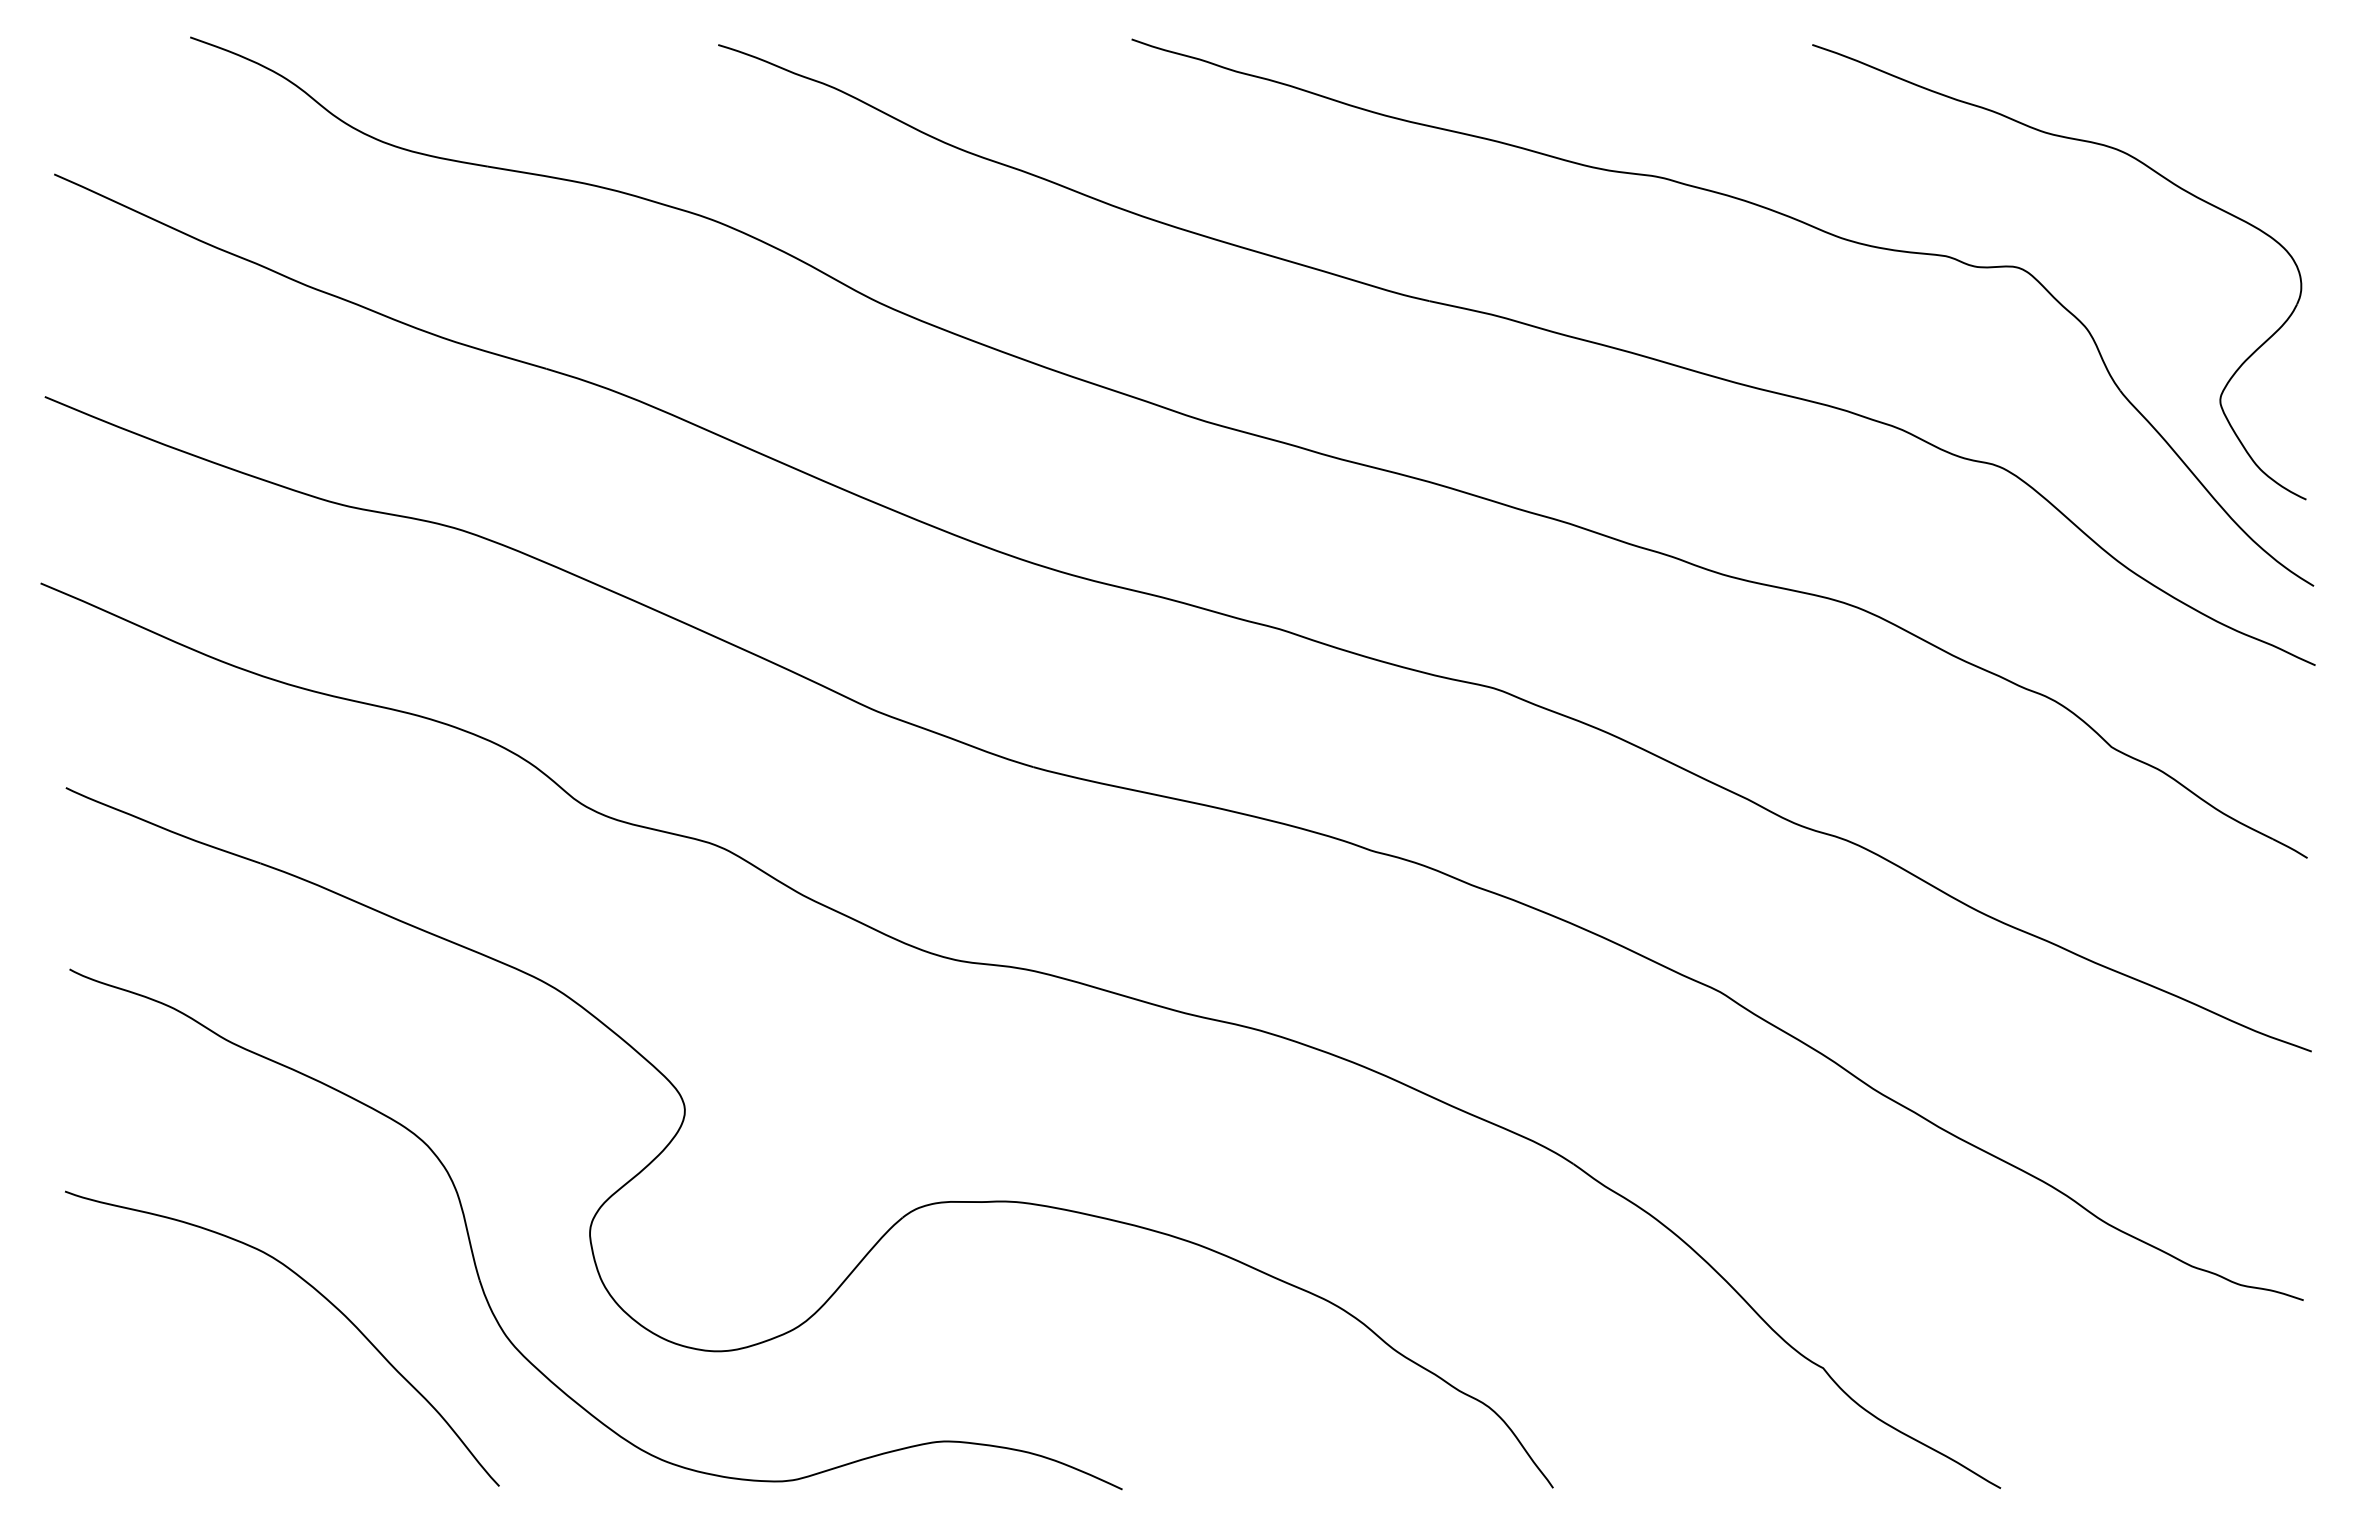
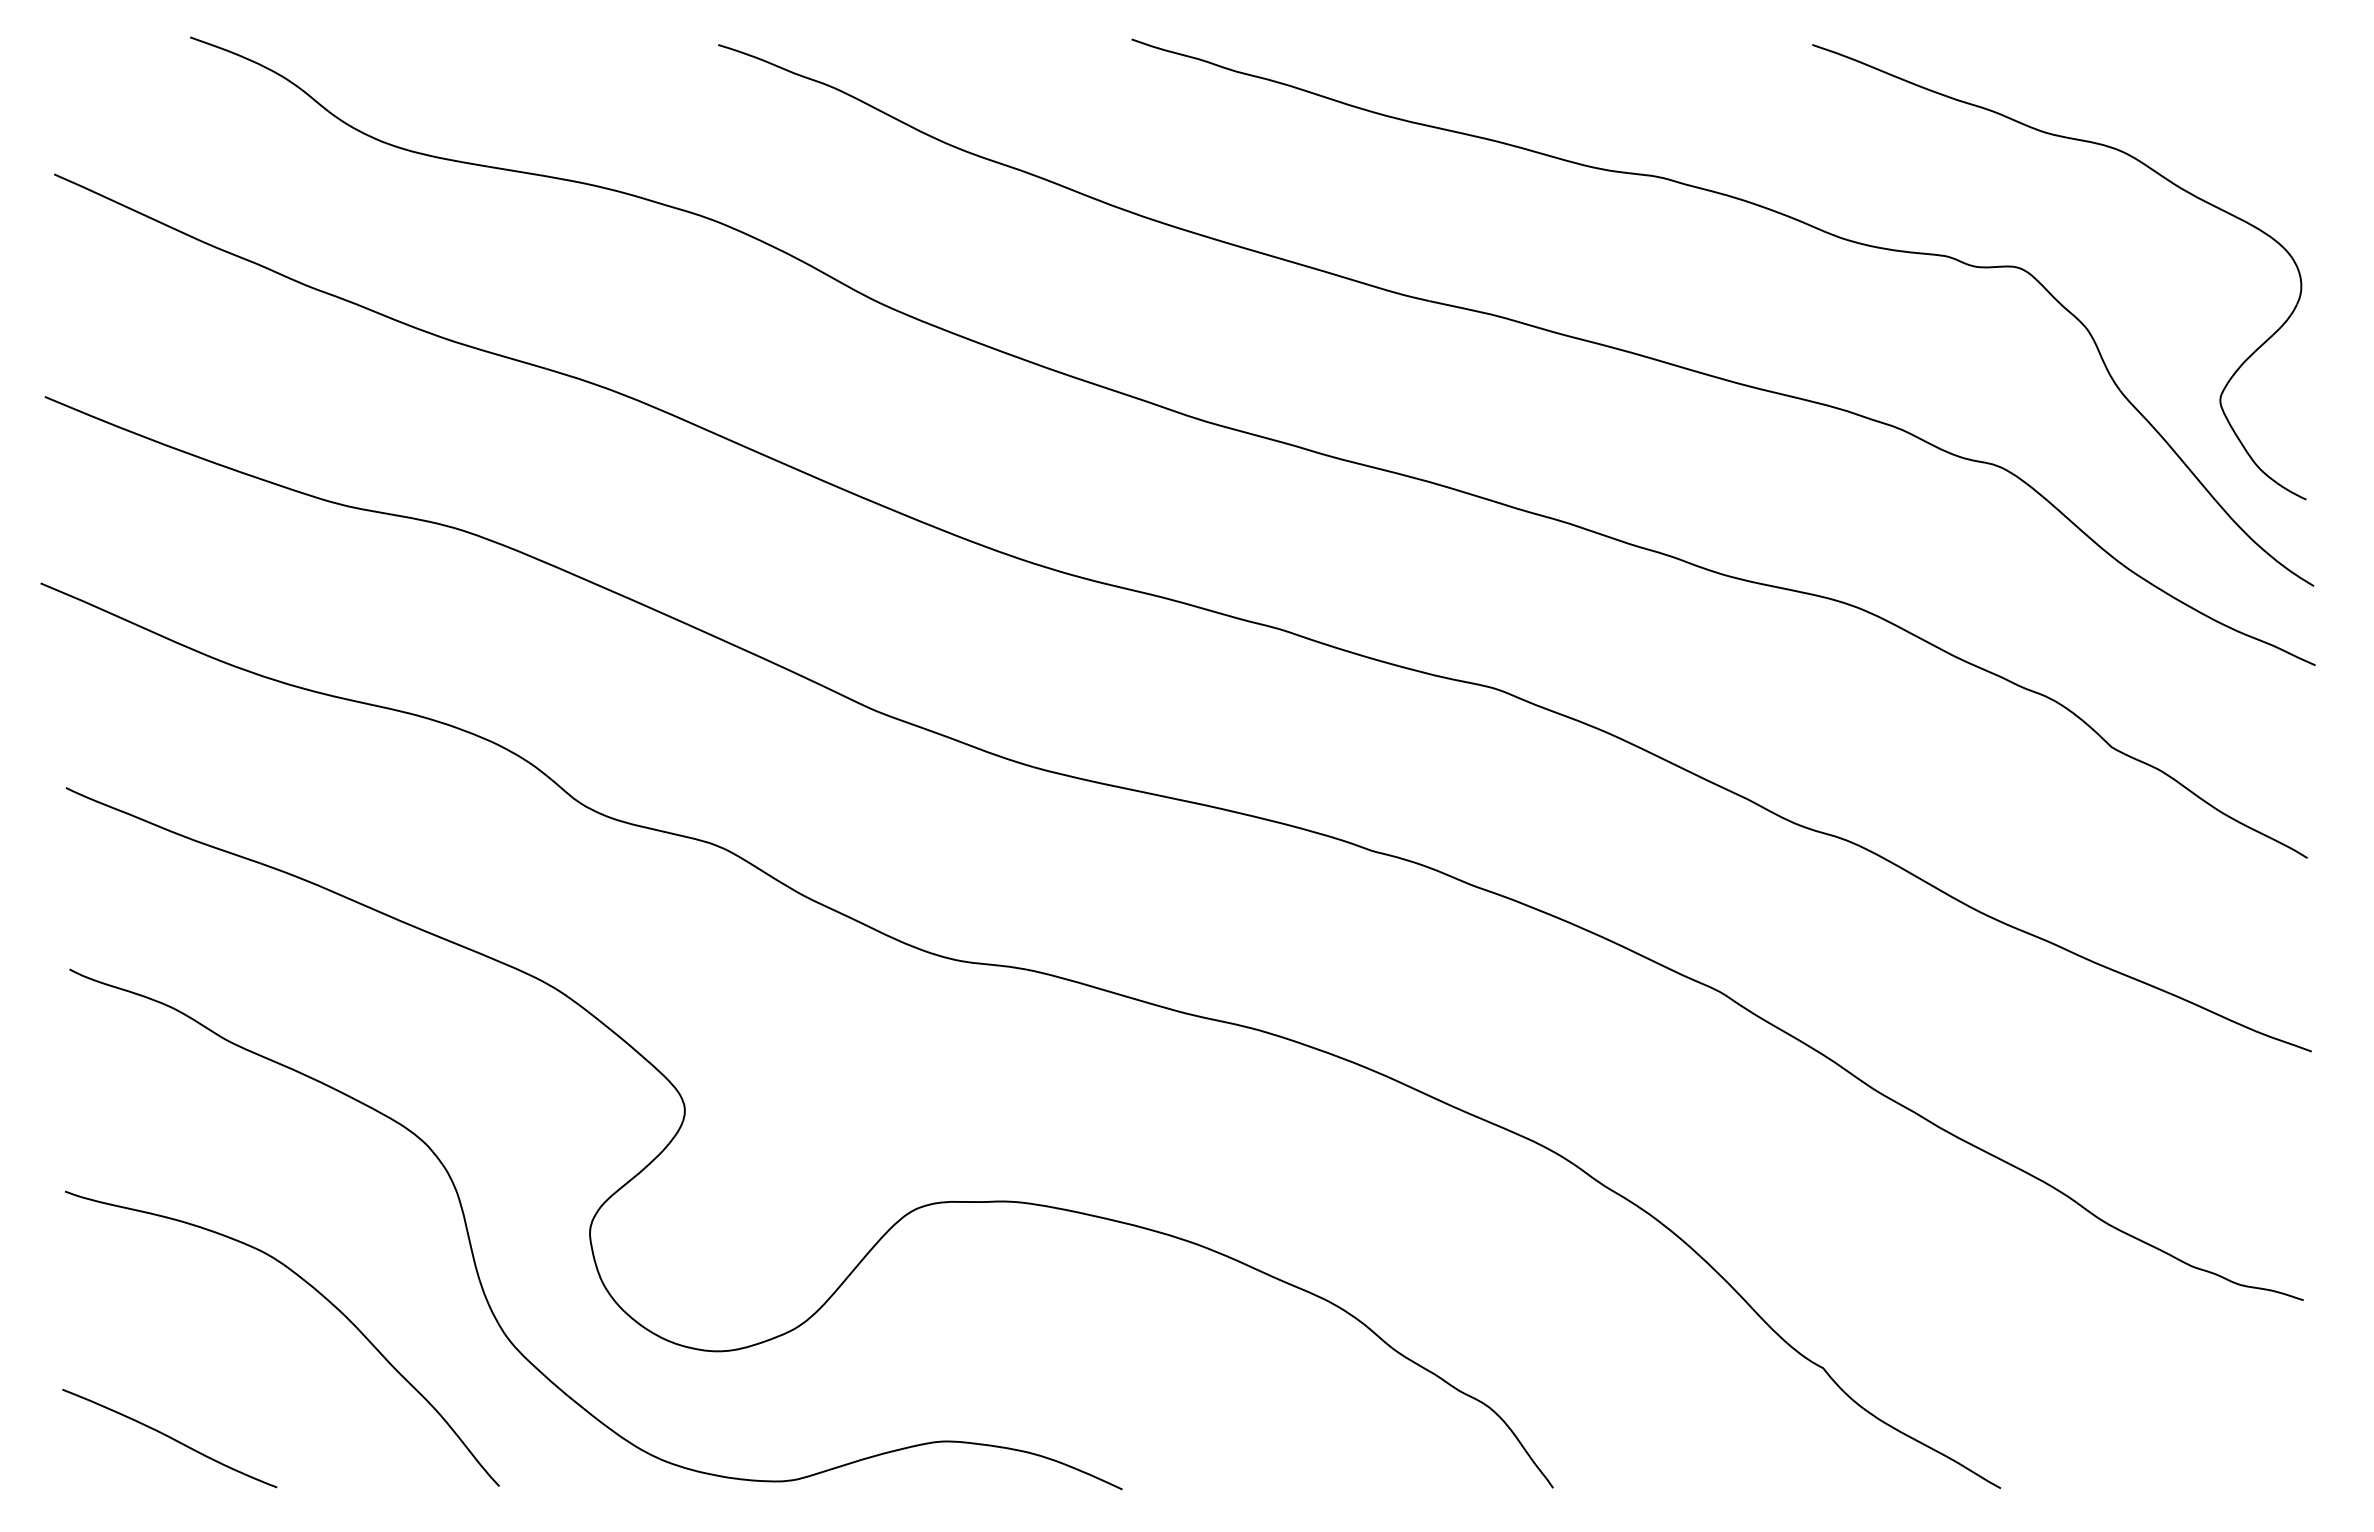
curve: none -> present (169, 1438)
